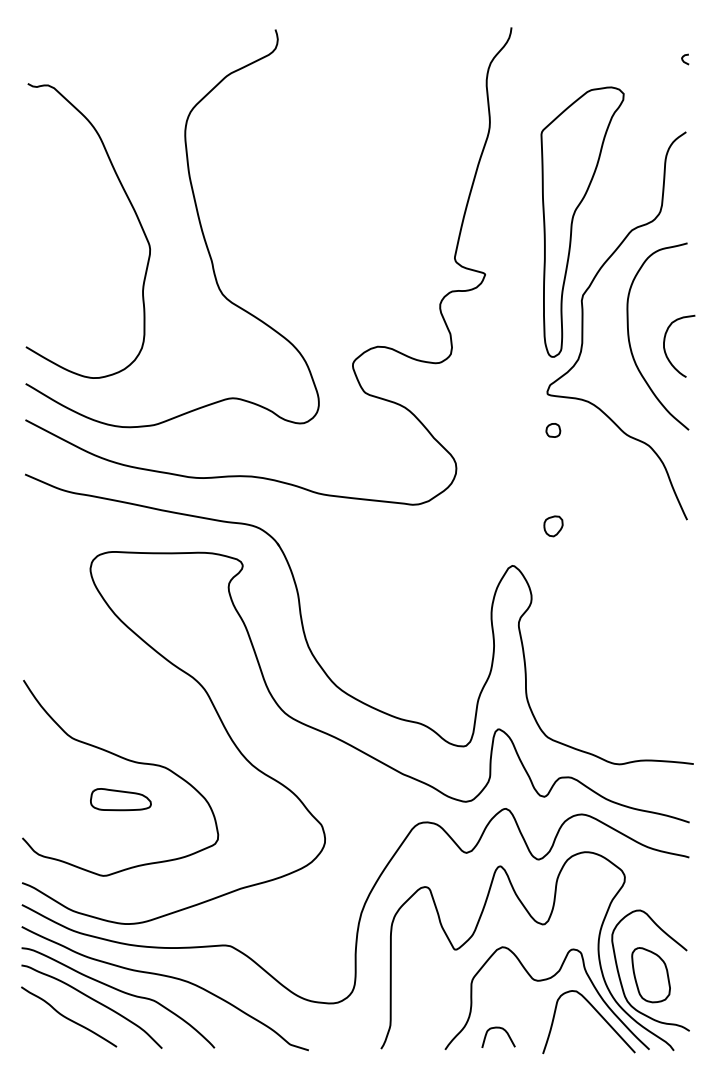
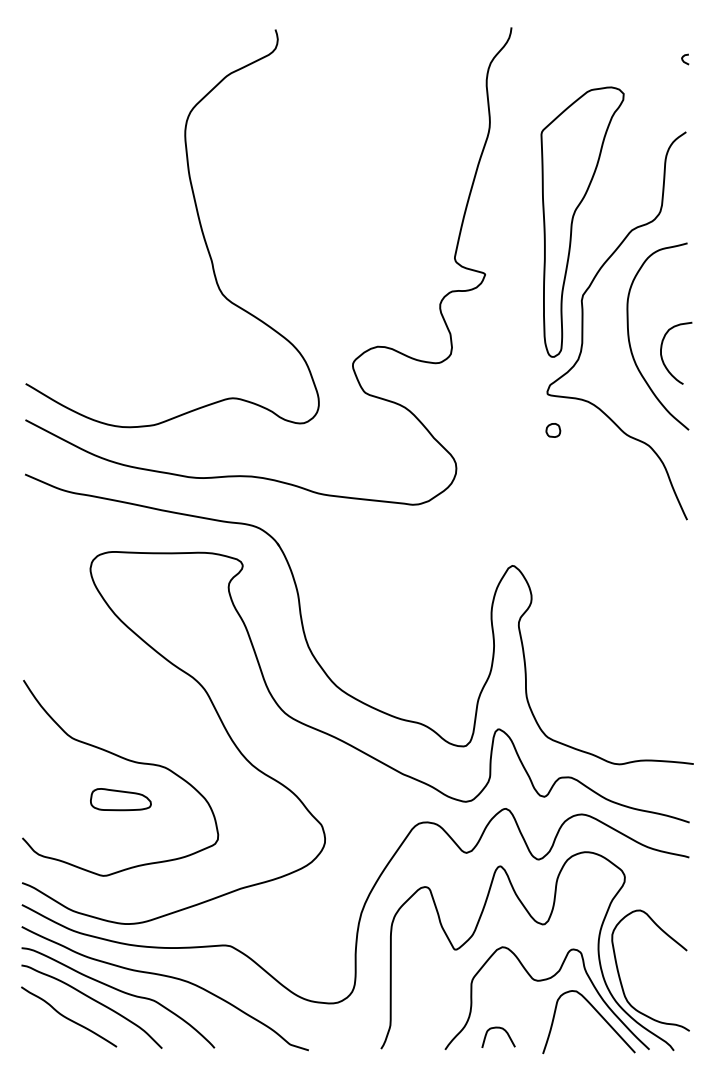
curve: present -> none (132, 208)
curve position: (665, 348) -> (662, 355) (662, 355)
part: present -> none (553, 526)
part: present -> none (650, 975)
